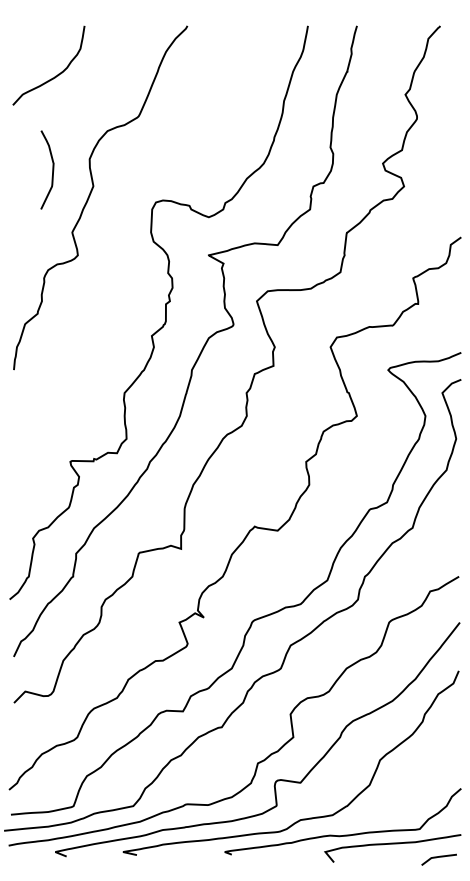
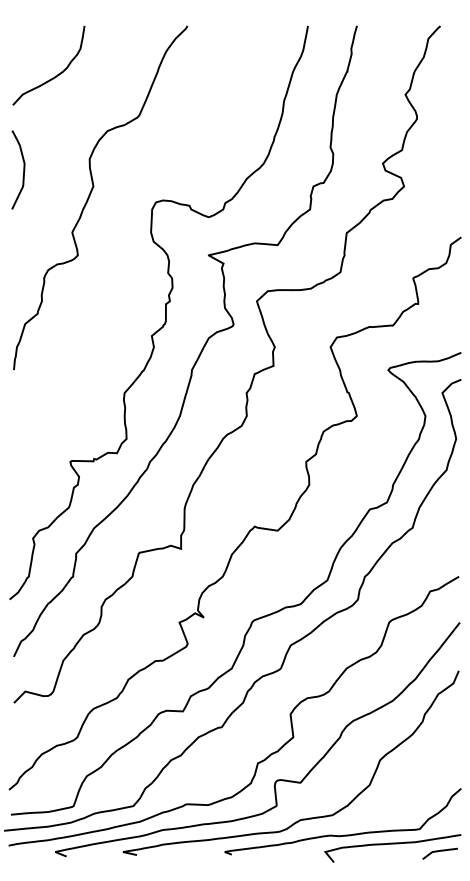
curve position: (52, 169) -> (23, 169) (23, 169)
curve position: (438, 857) -> (439, 851) (439, 851)
